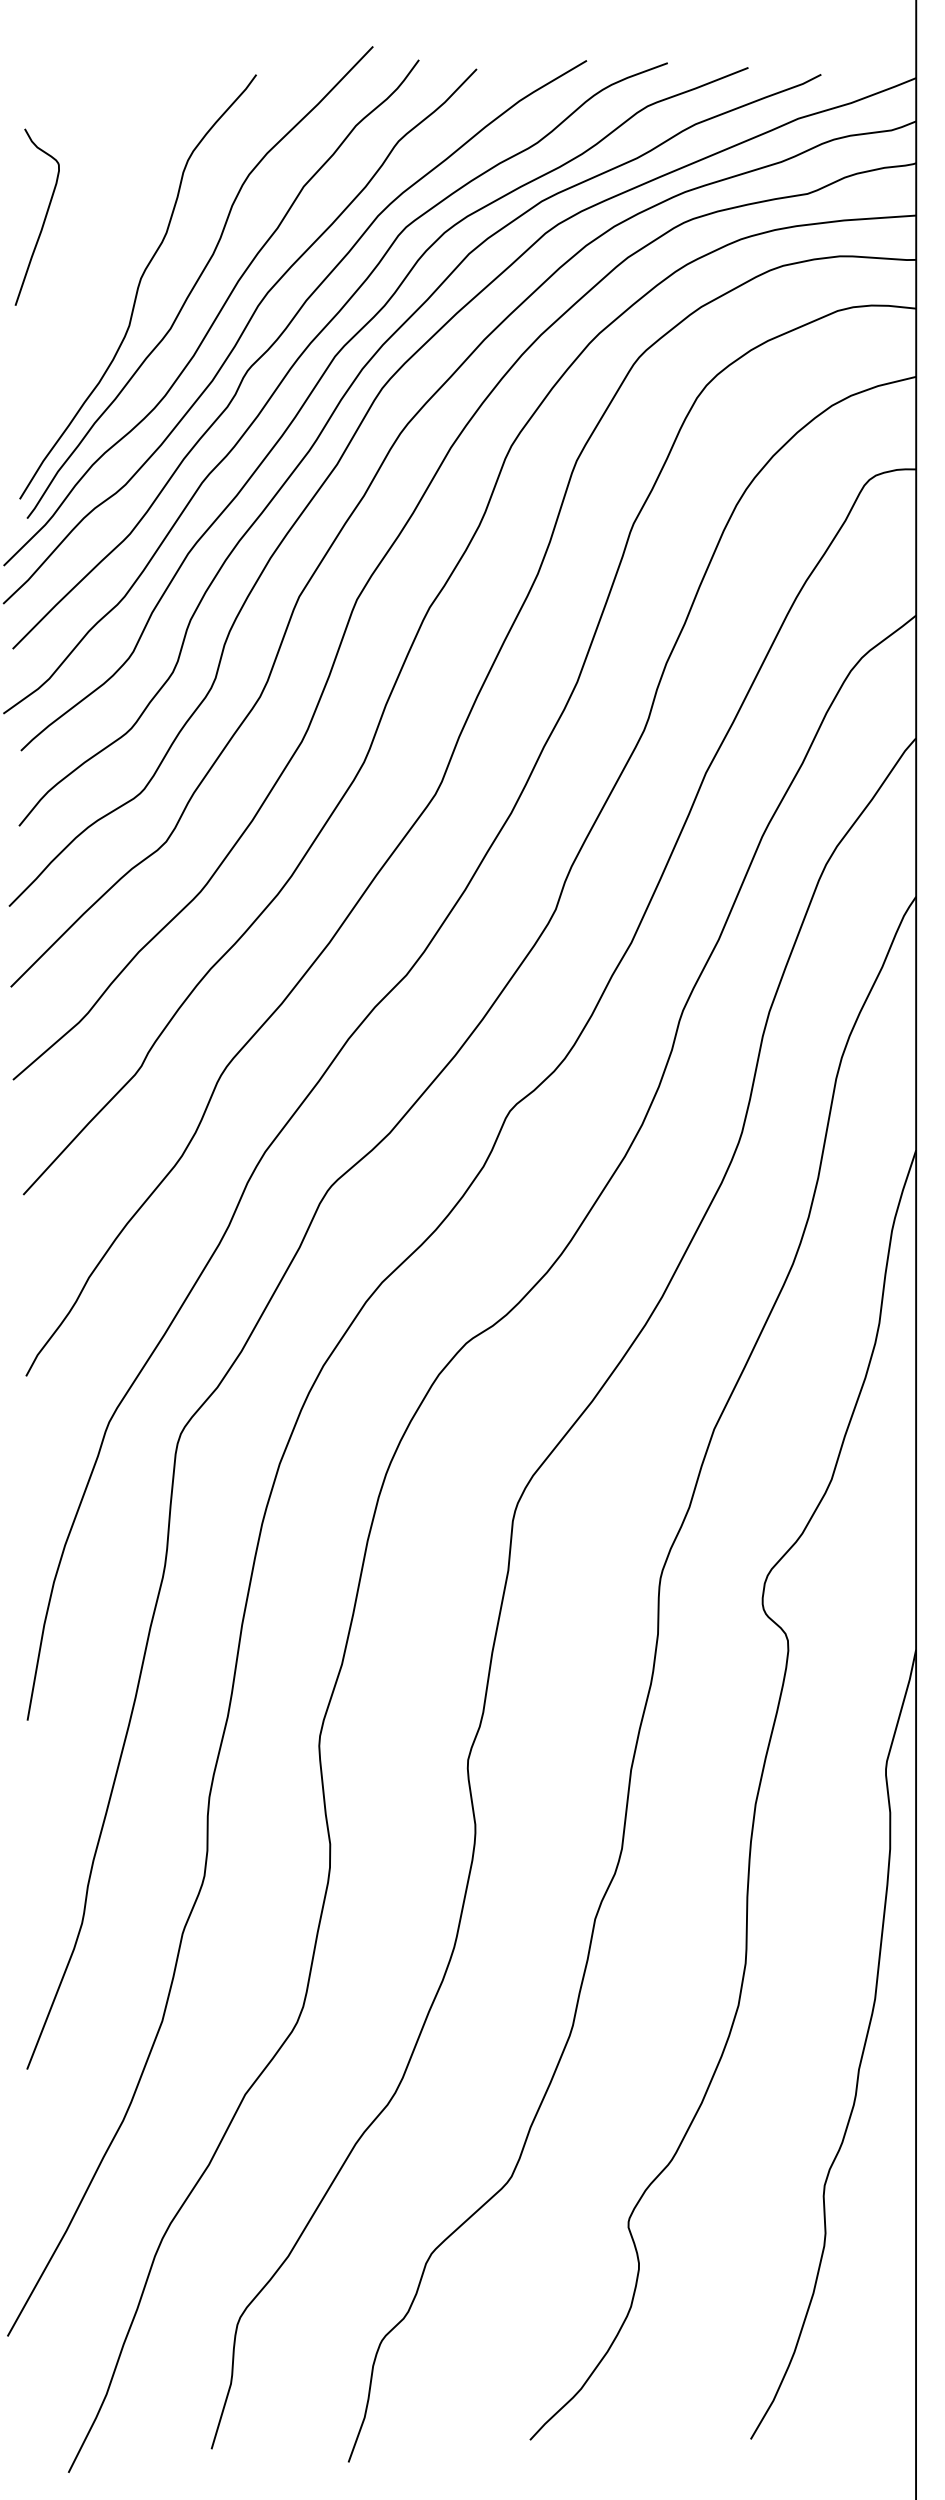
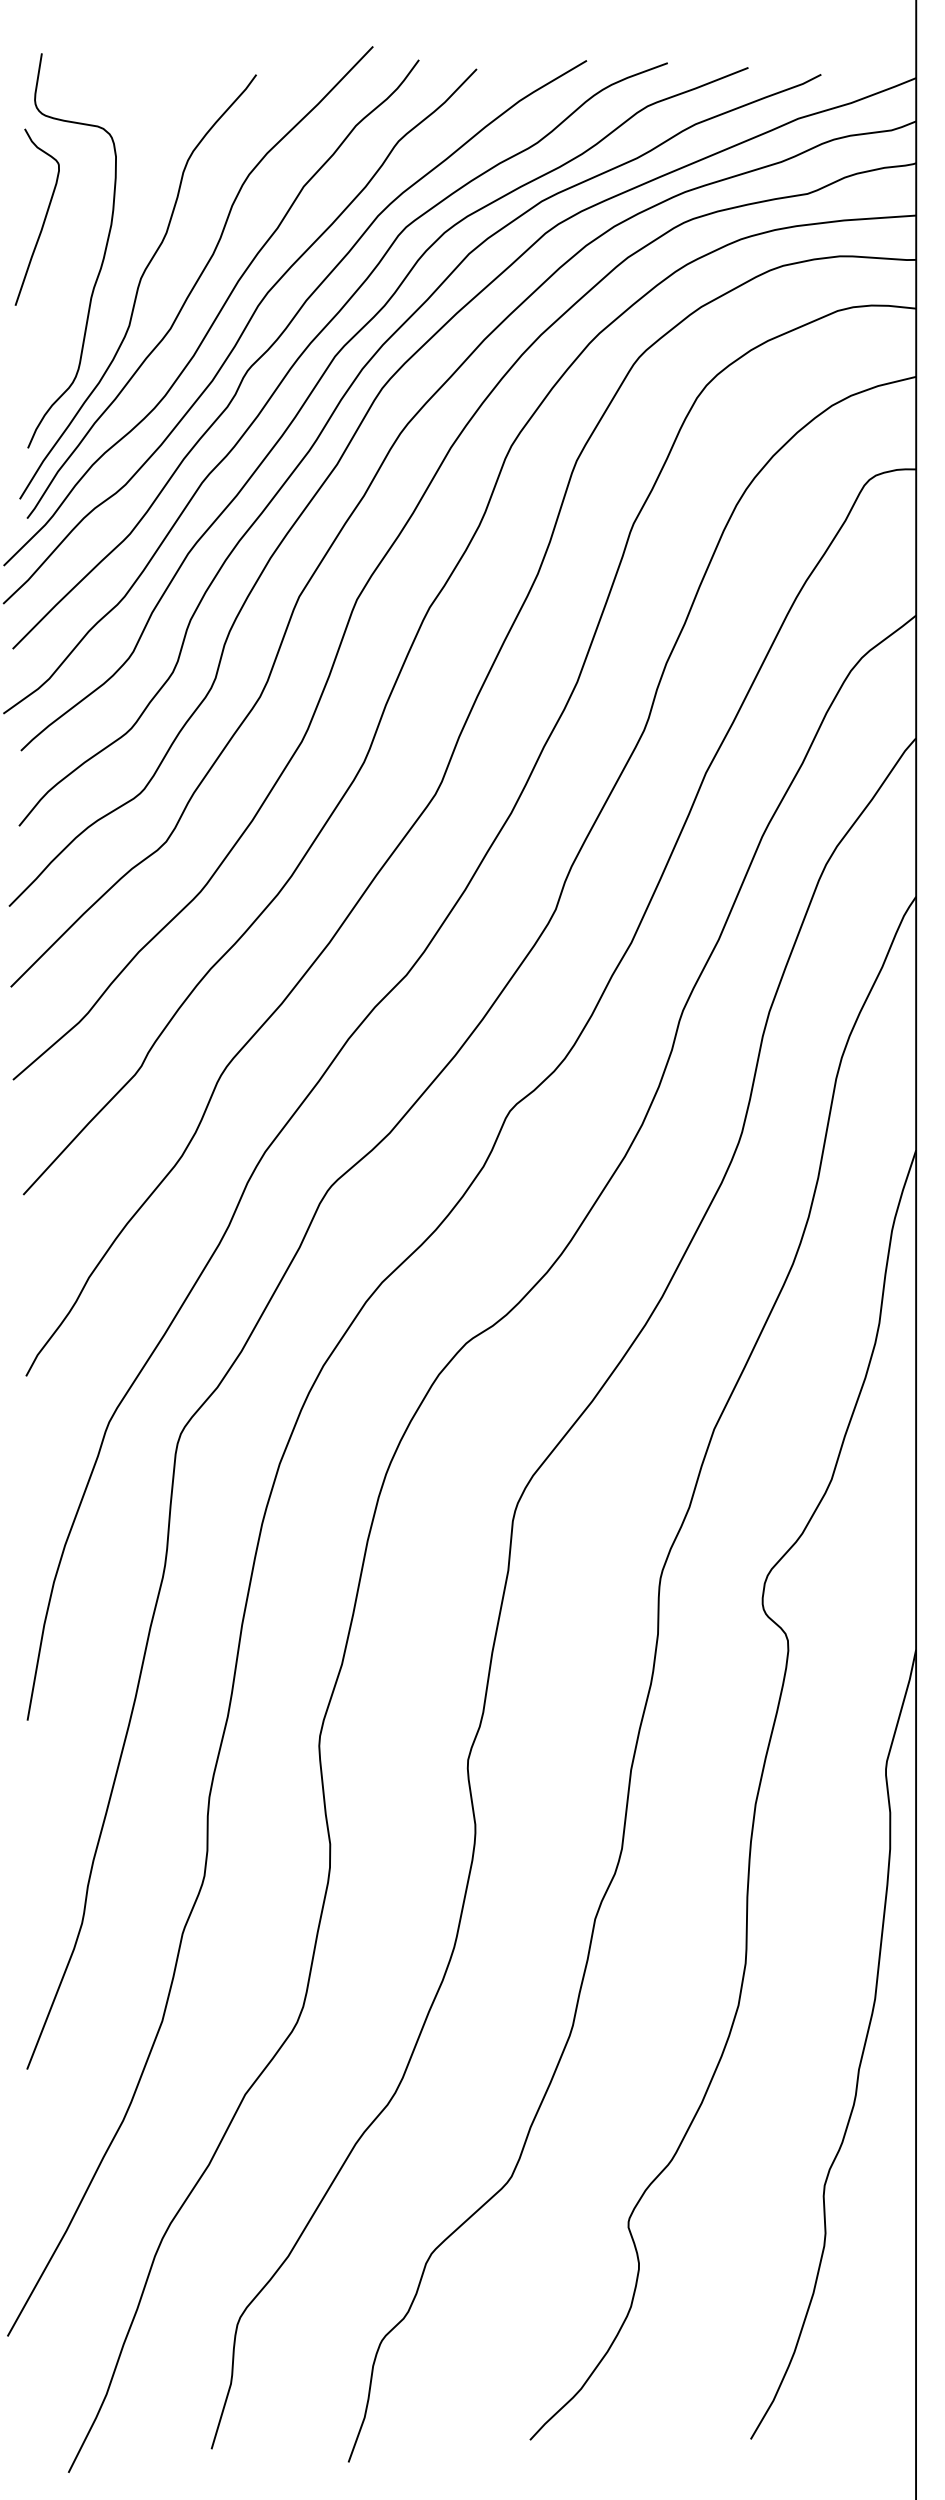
curve: none -> present (102, 258)
